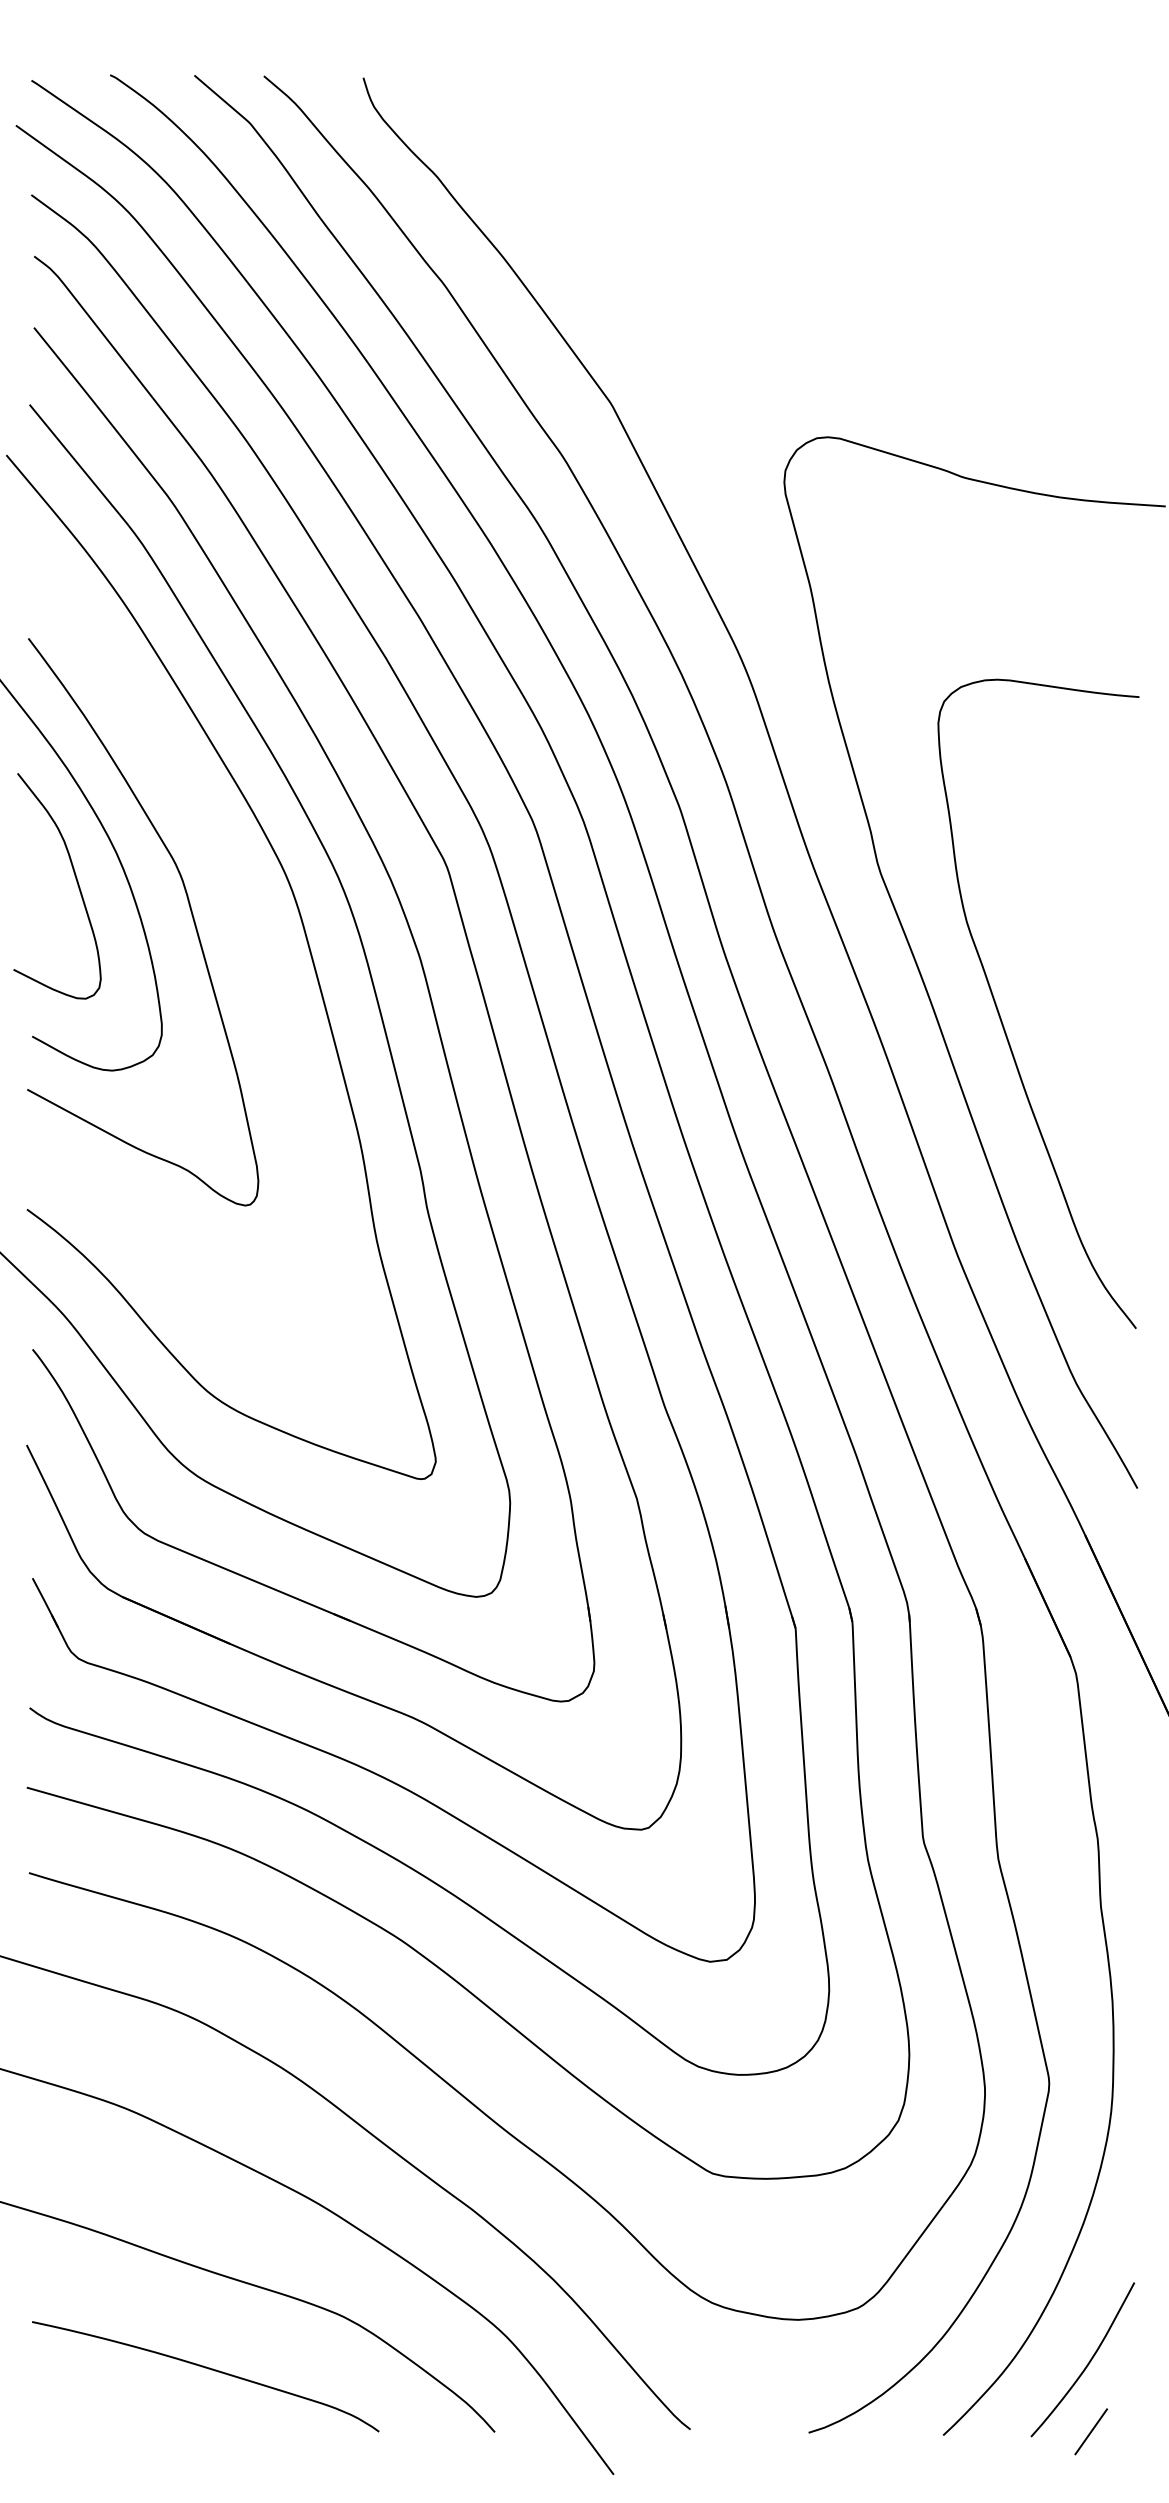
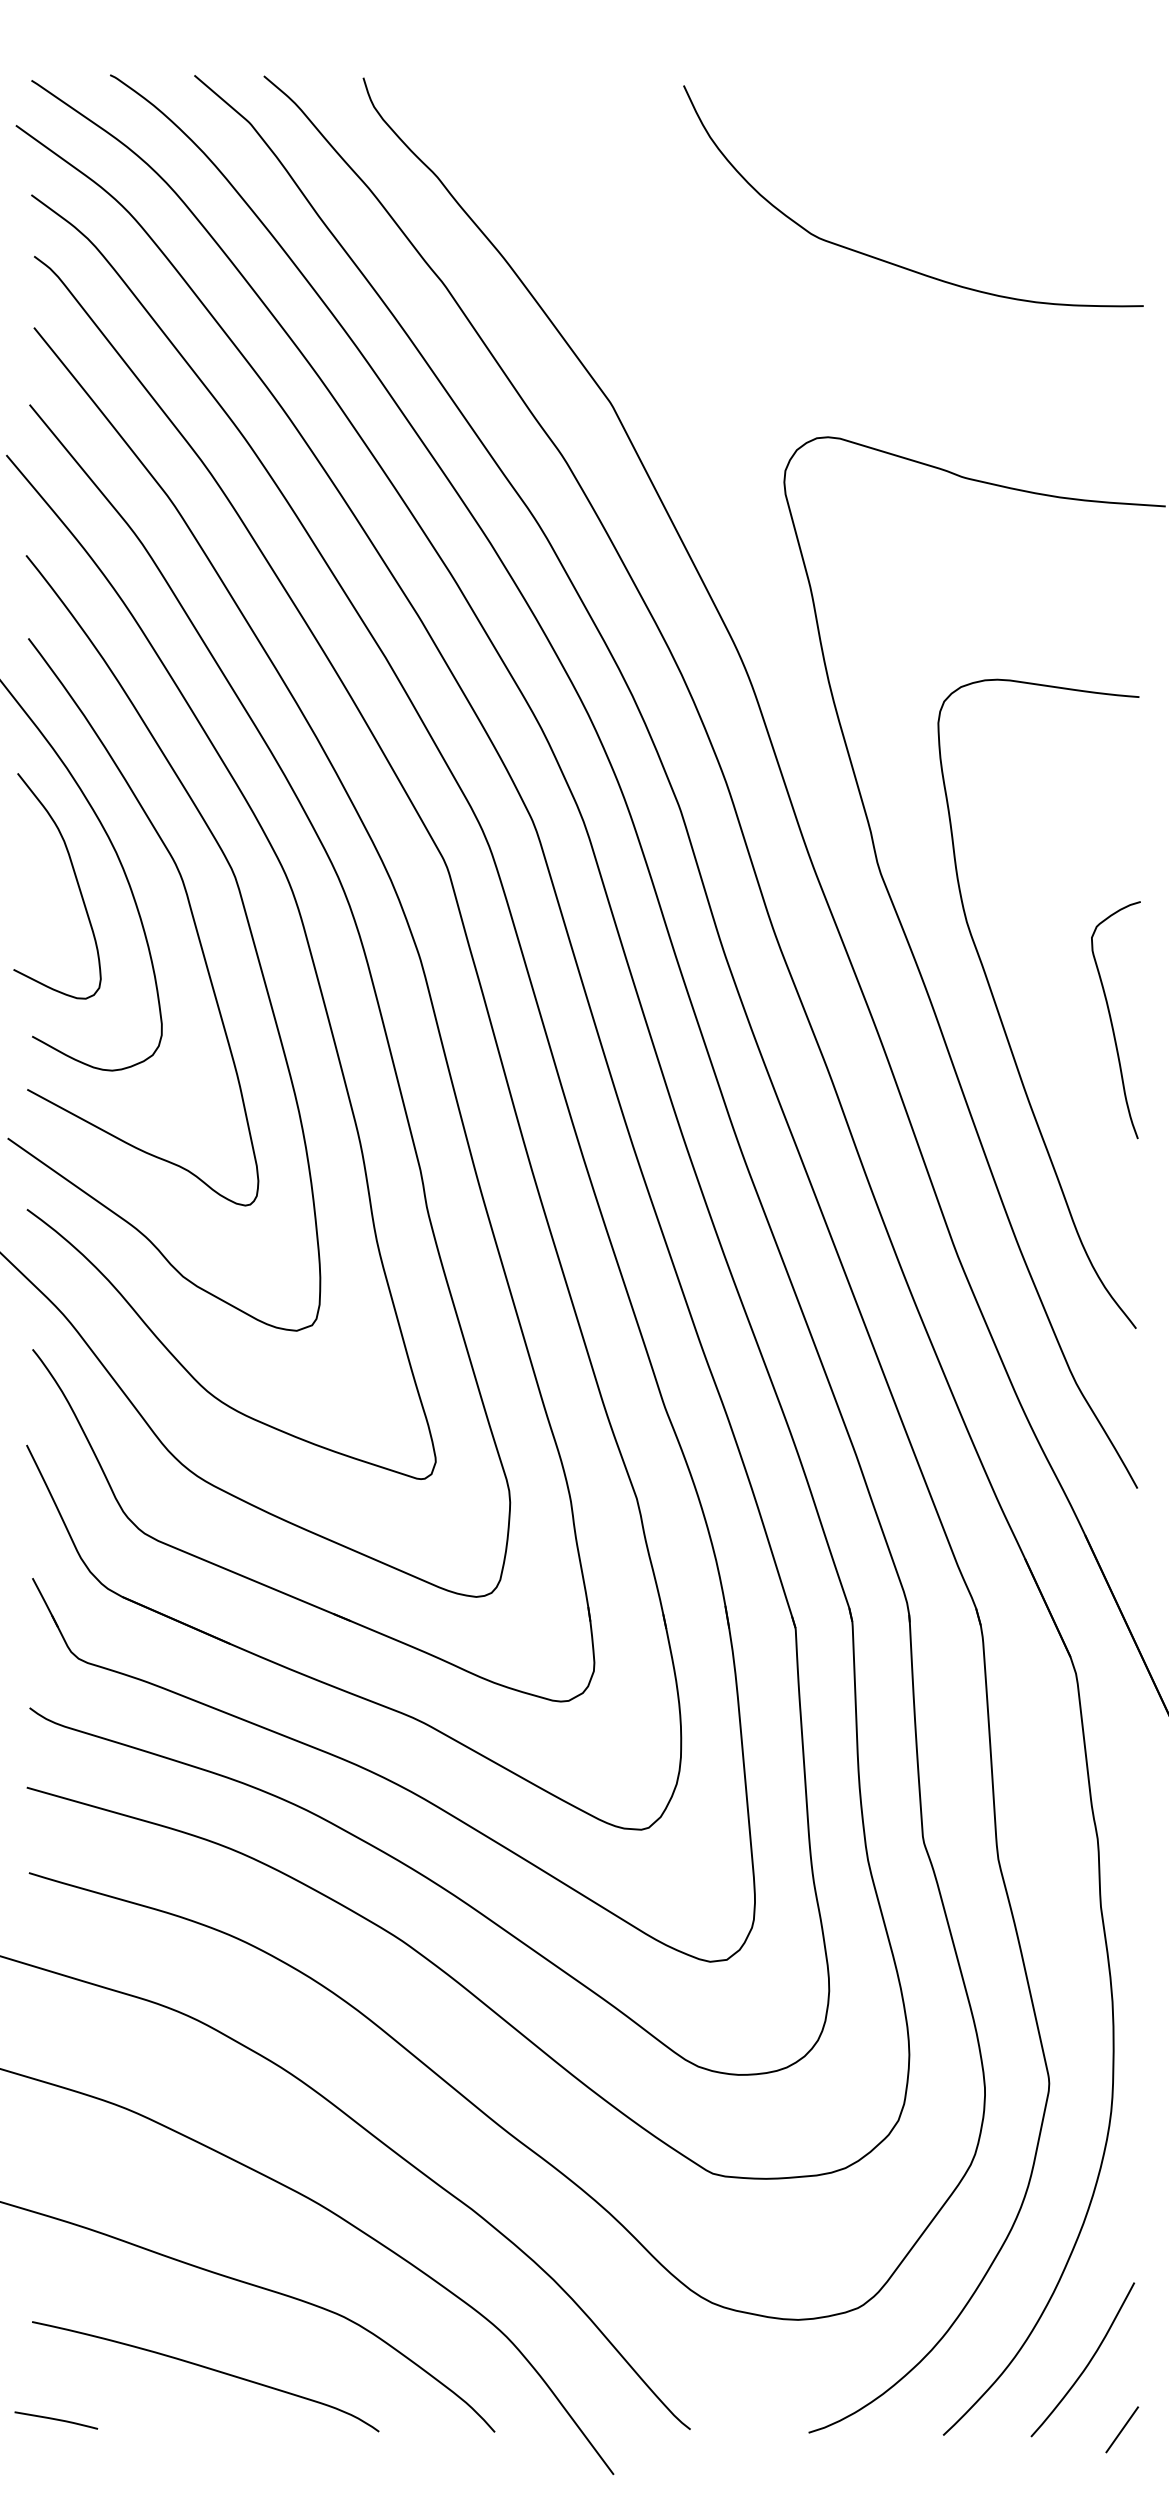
curve: none -> present (886, 260)
curve: none -> present (246, 920)
curve: none -> present (1112, 1021)
curve: none -> present (56, 2420)
line position: (1091, 2431) -> (1122, 2429) (1122, 2429)
